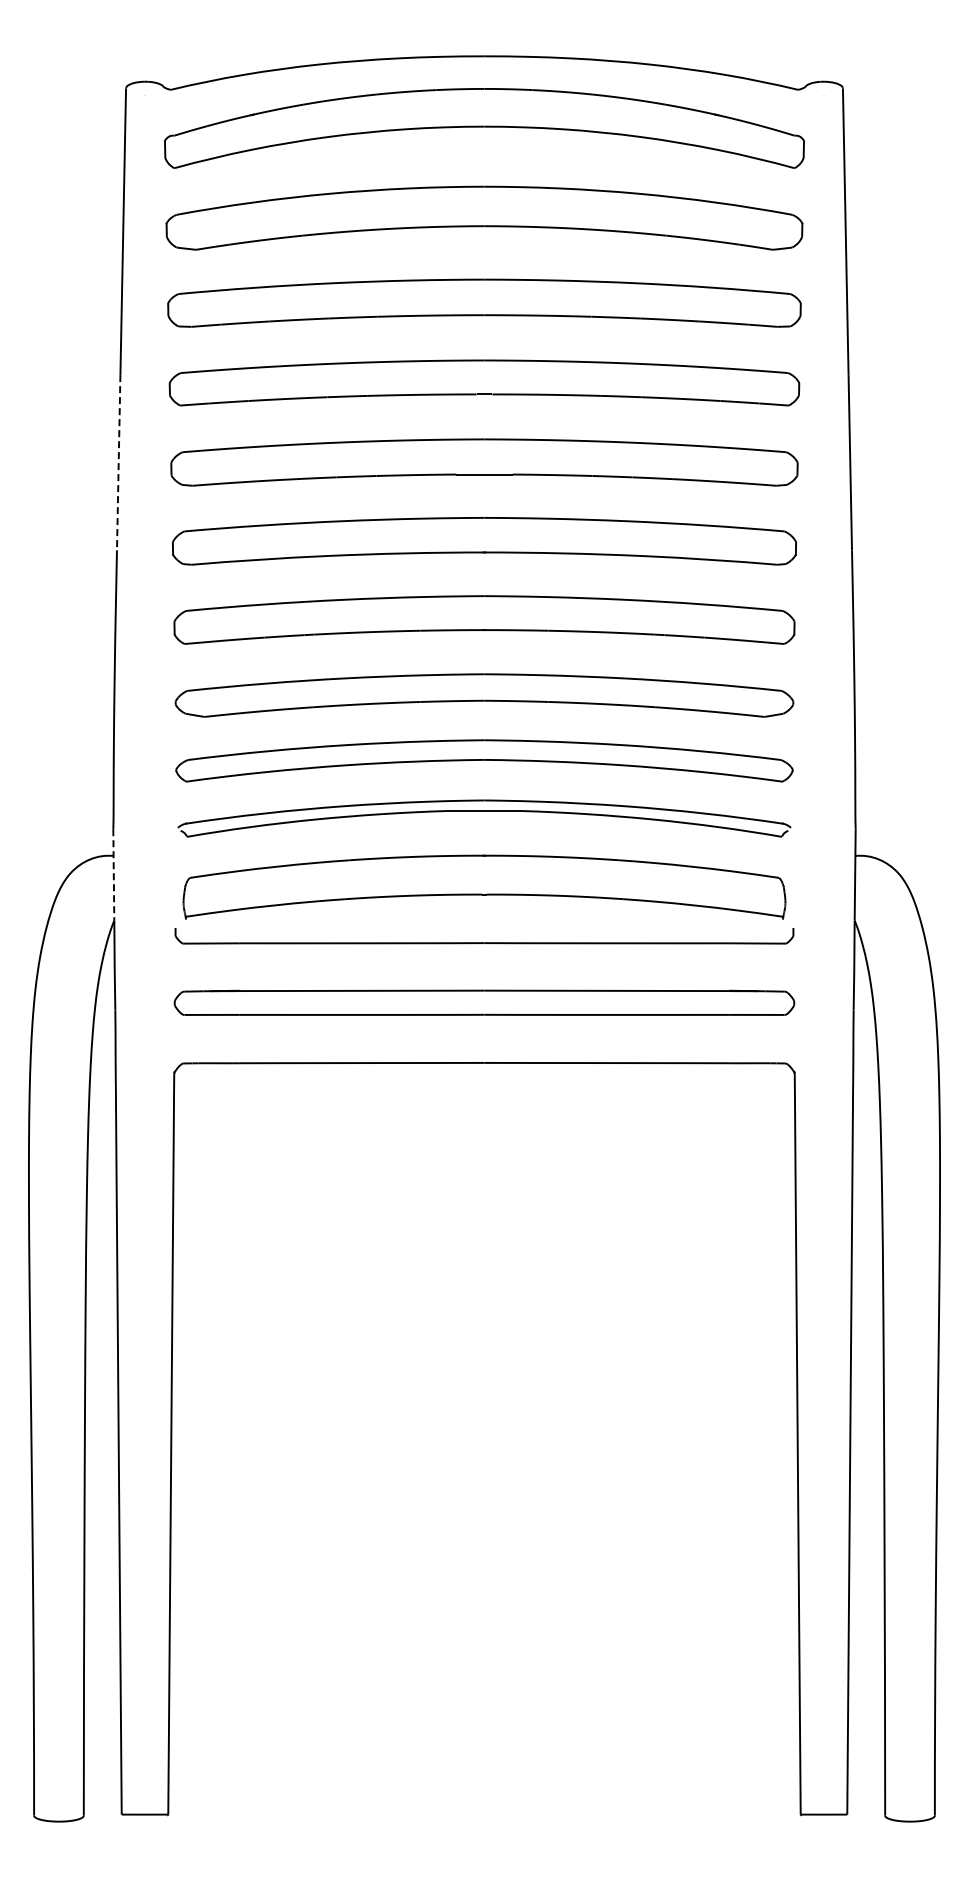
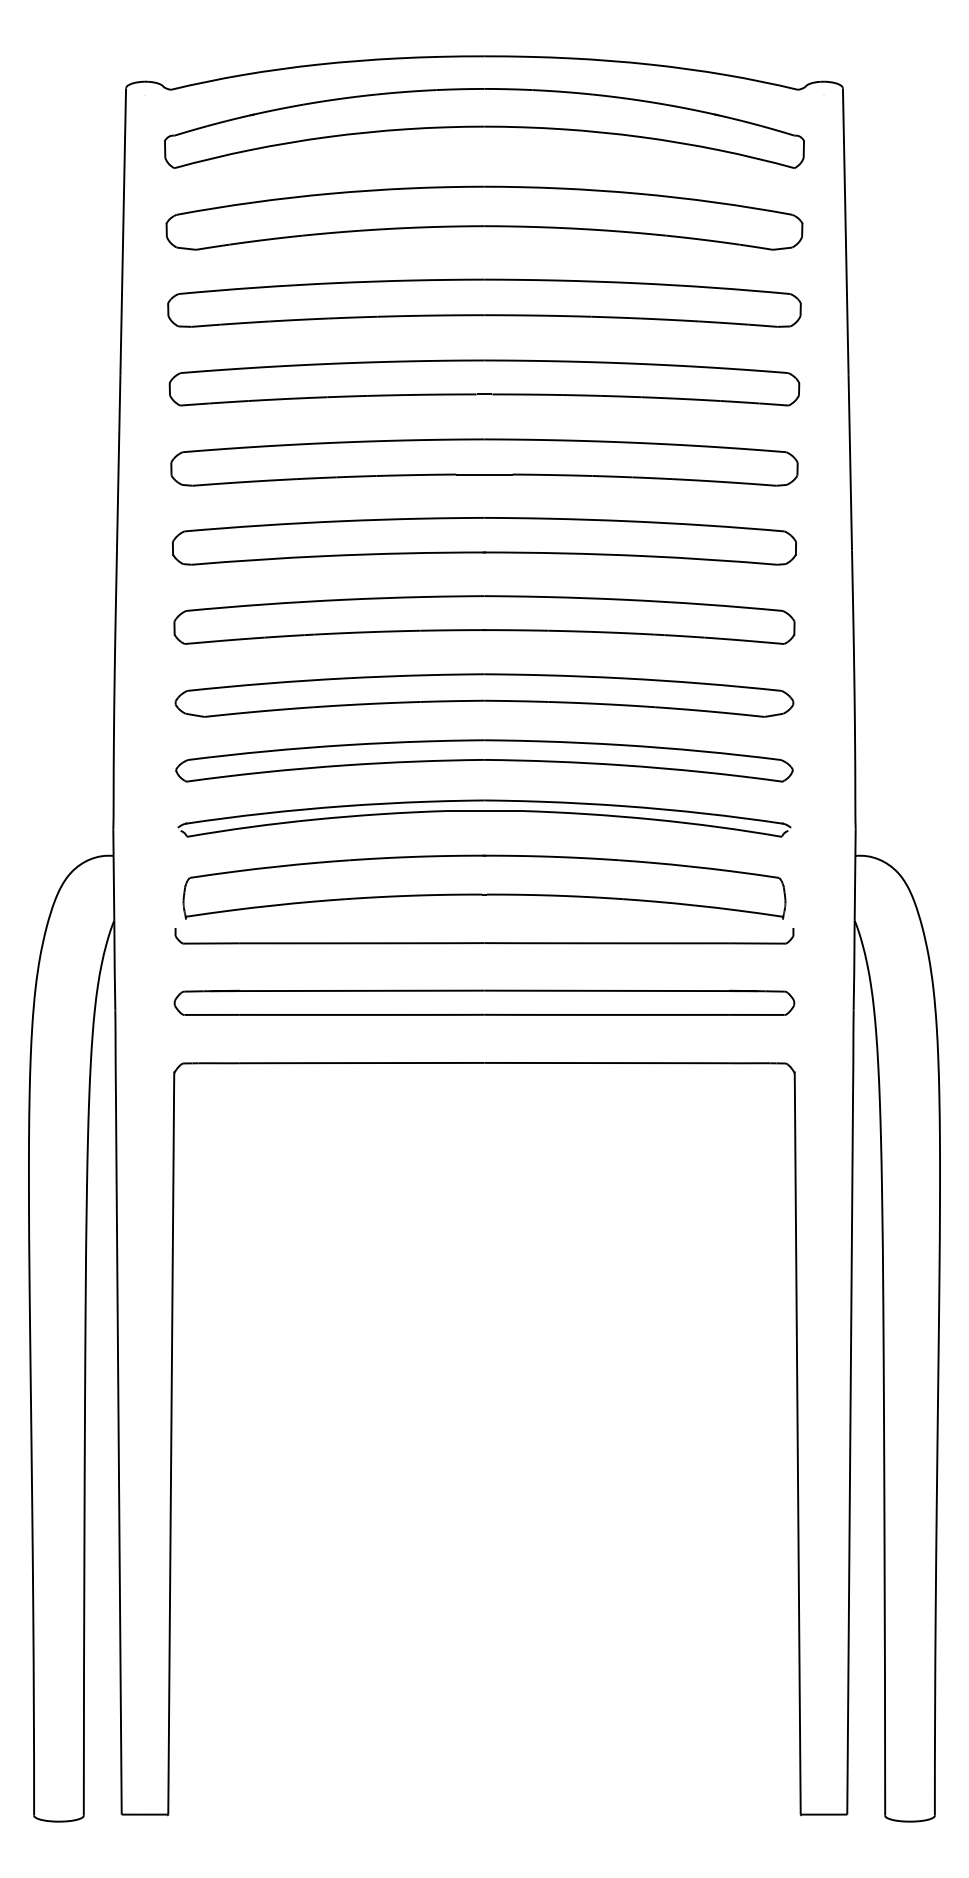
line: dashed -> solid (118, 462)
line: dashed -> solid (113, 874)
